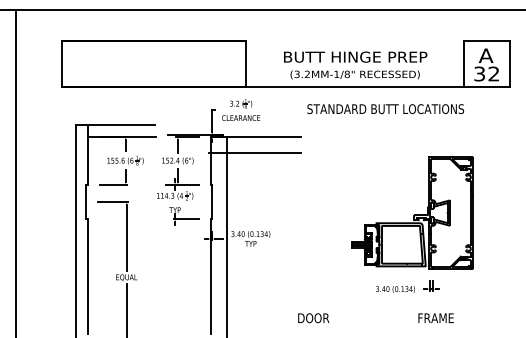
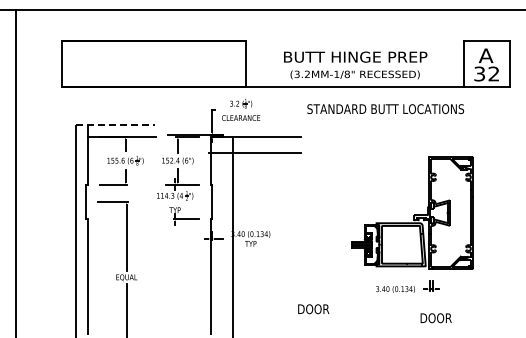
line: solid -> dashed (115, 124)
line position: (227, 235) -> (233, 235) (233, 235)
text position: (313, 318) -> (313, 309) (313, 309)
text: FRAME -> DOOR (435, 318)
